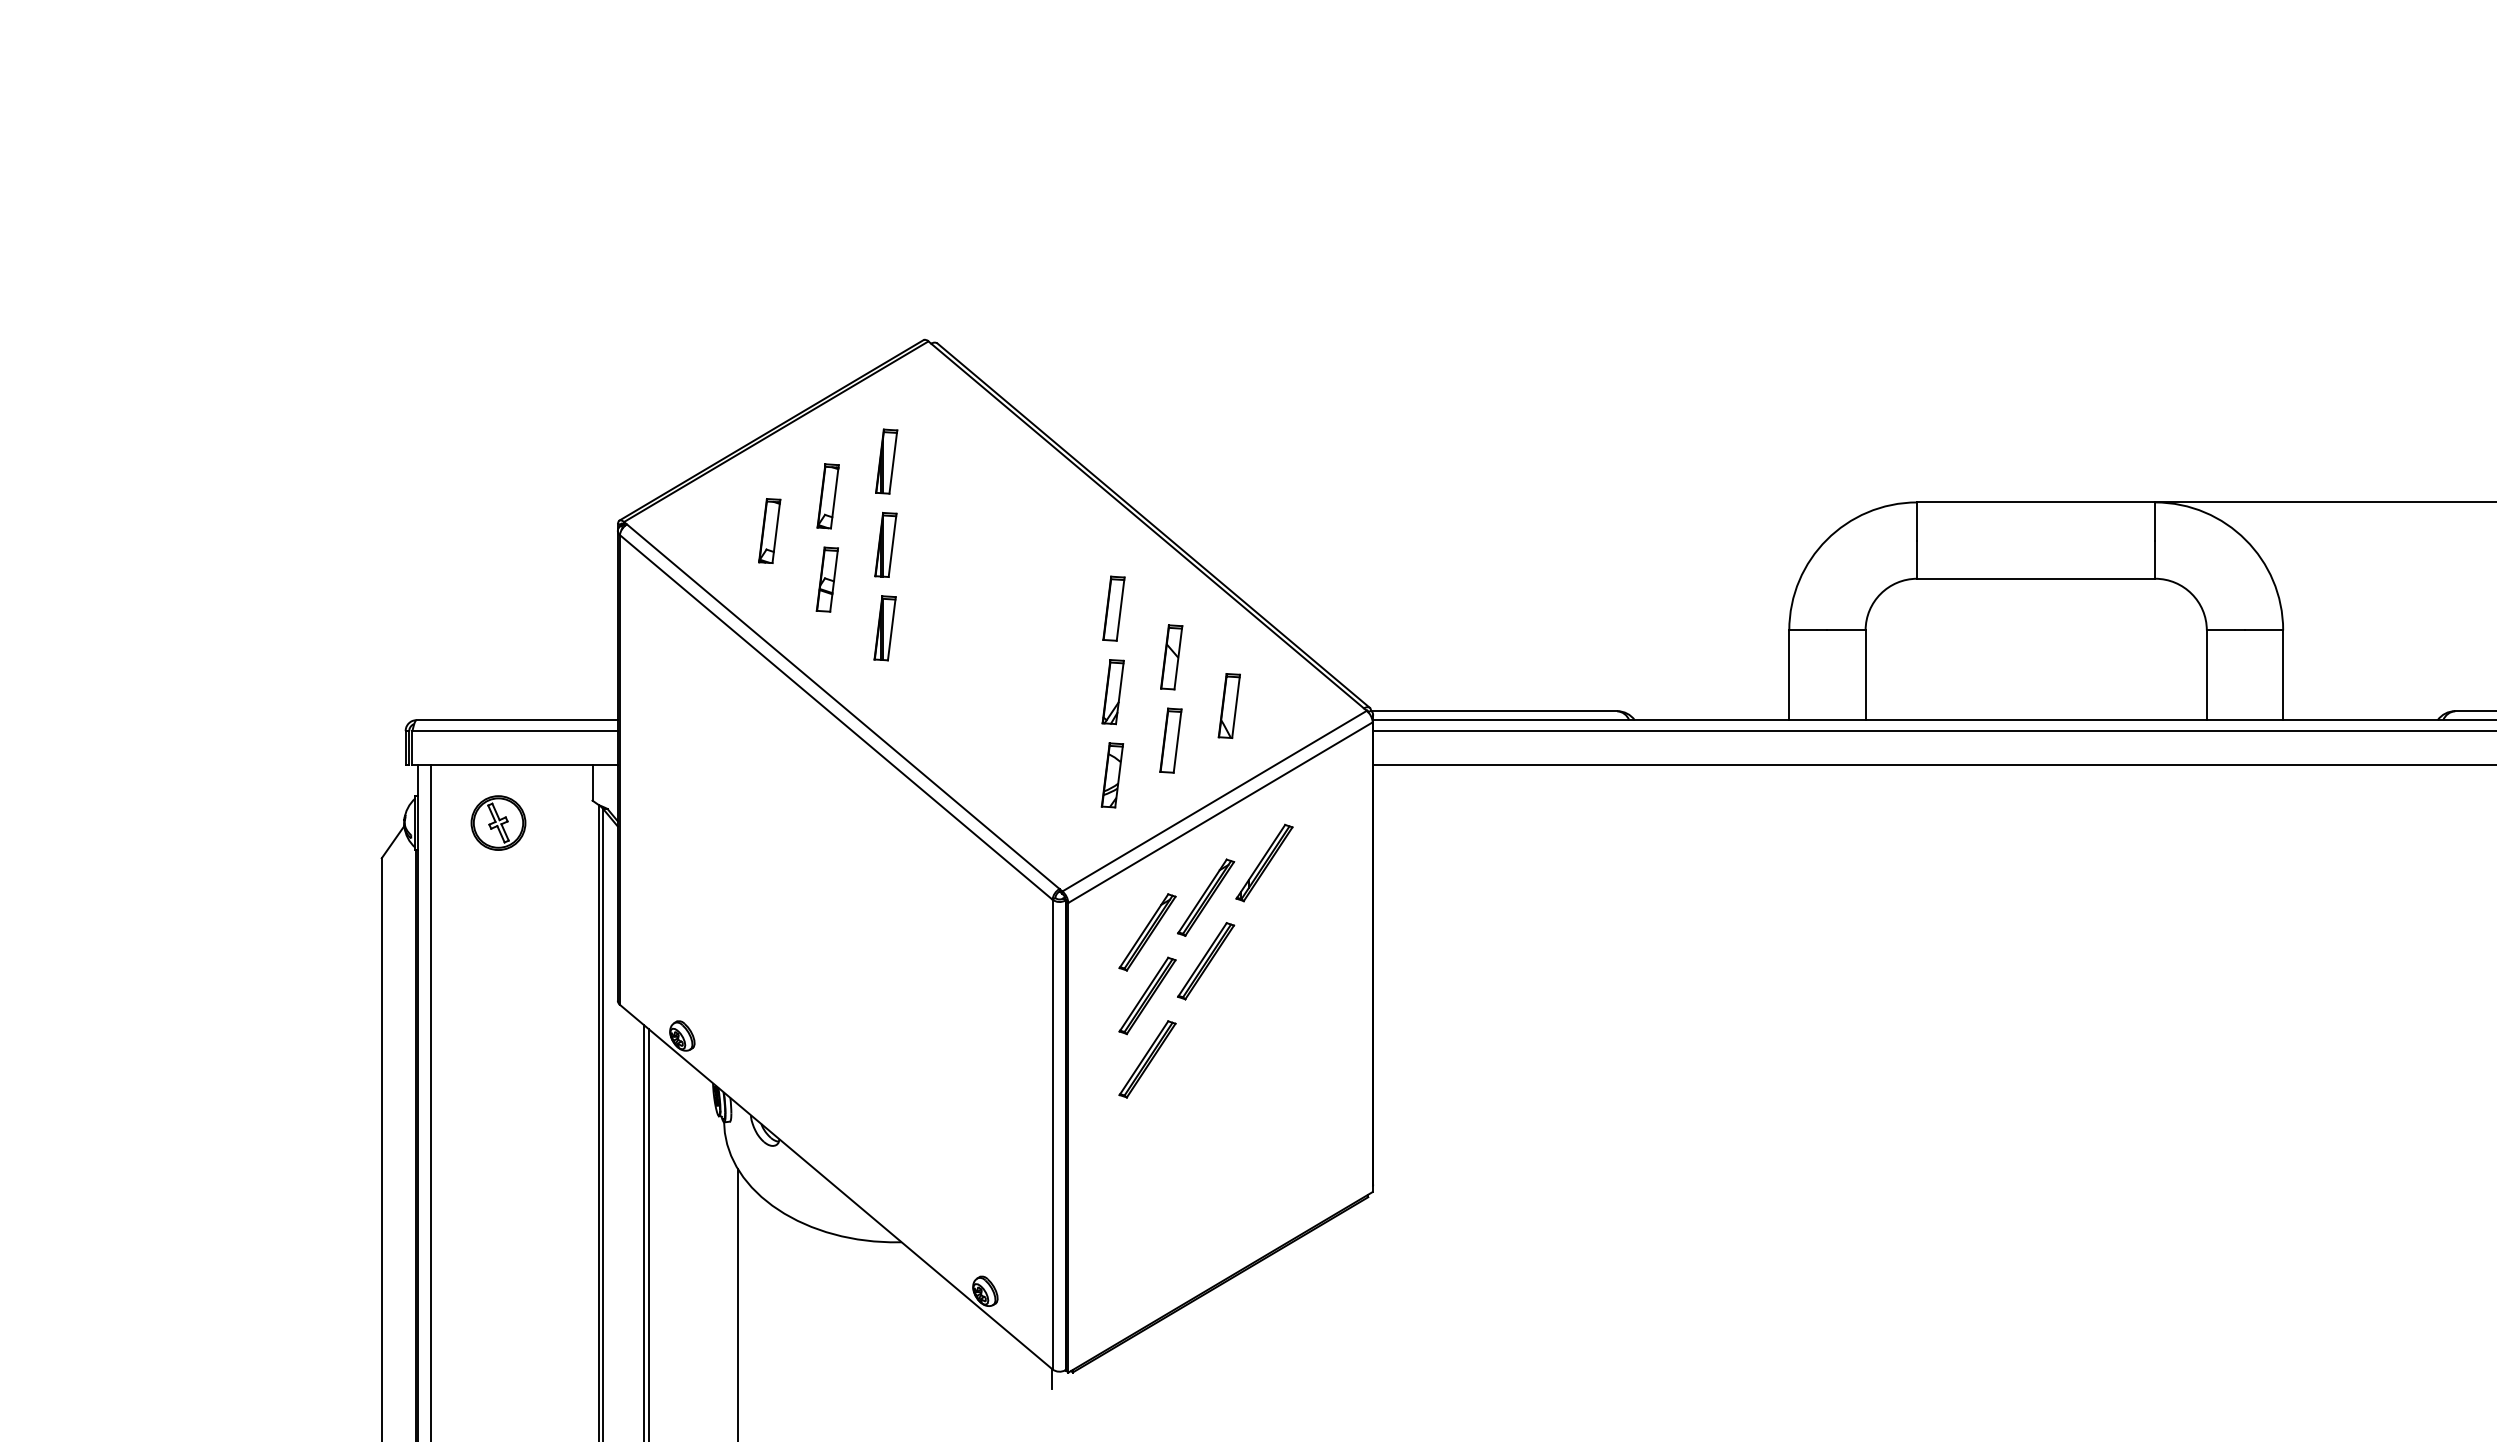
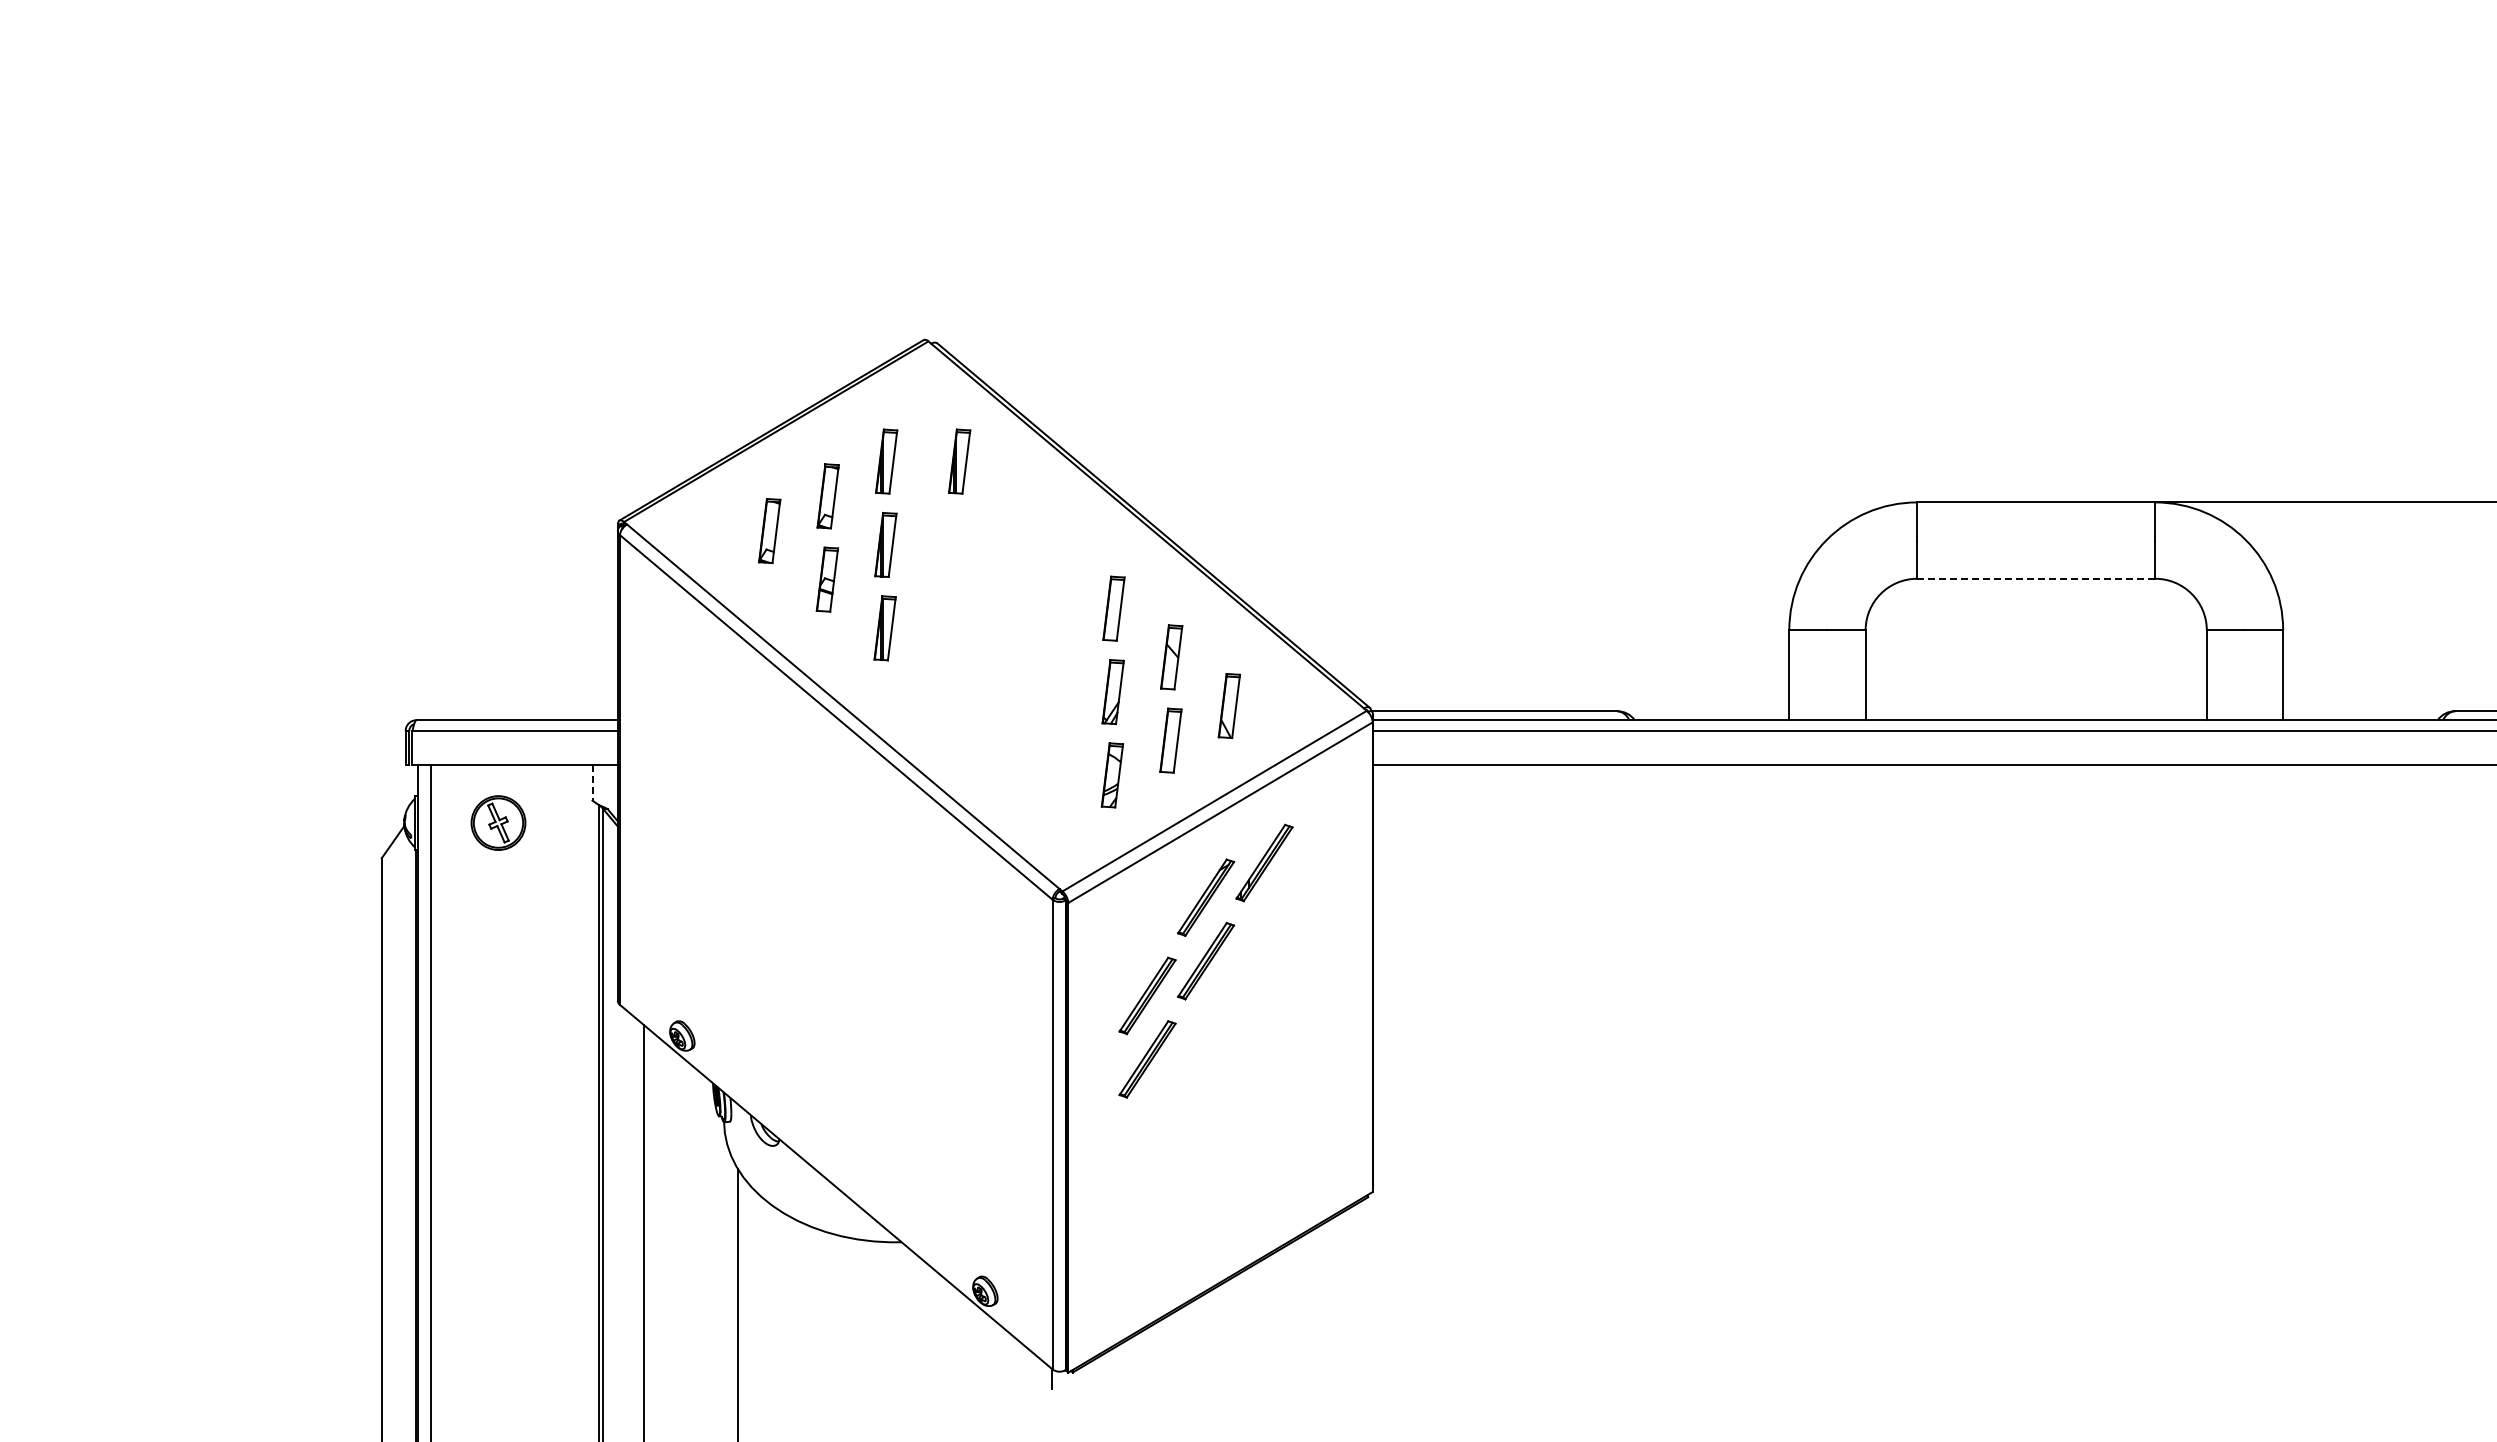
part: none -> present (959, 461)
line: solid -> dashed (2036, 578)
line: solid -> dashed (592, 782)
part: present -> none (1147, 932)
line: present -> none (648, 1233)
